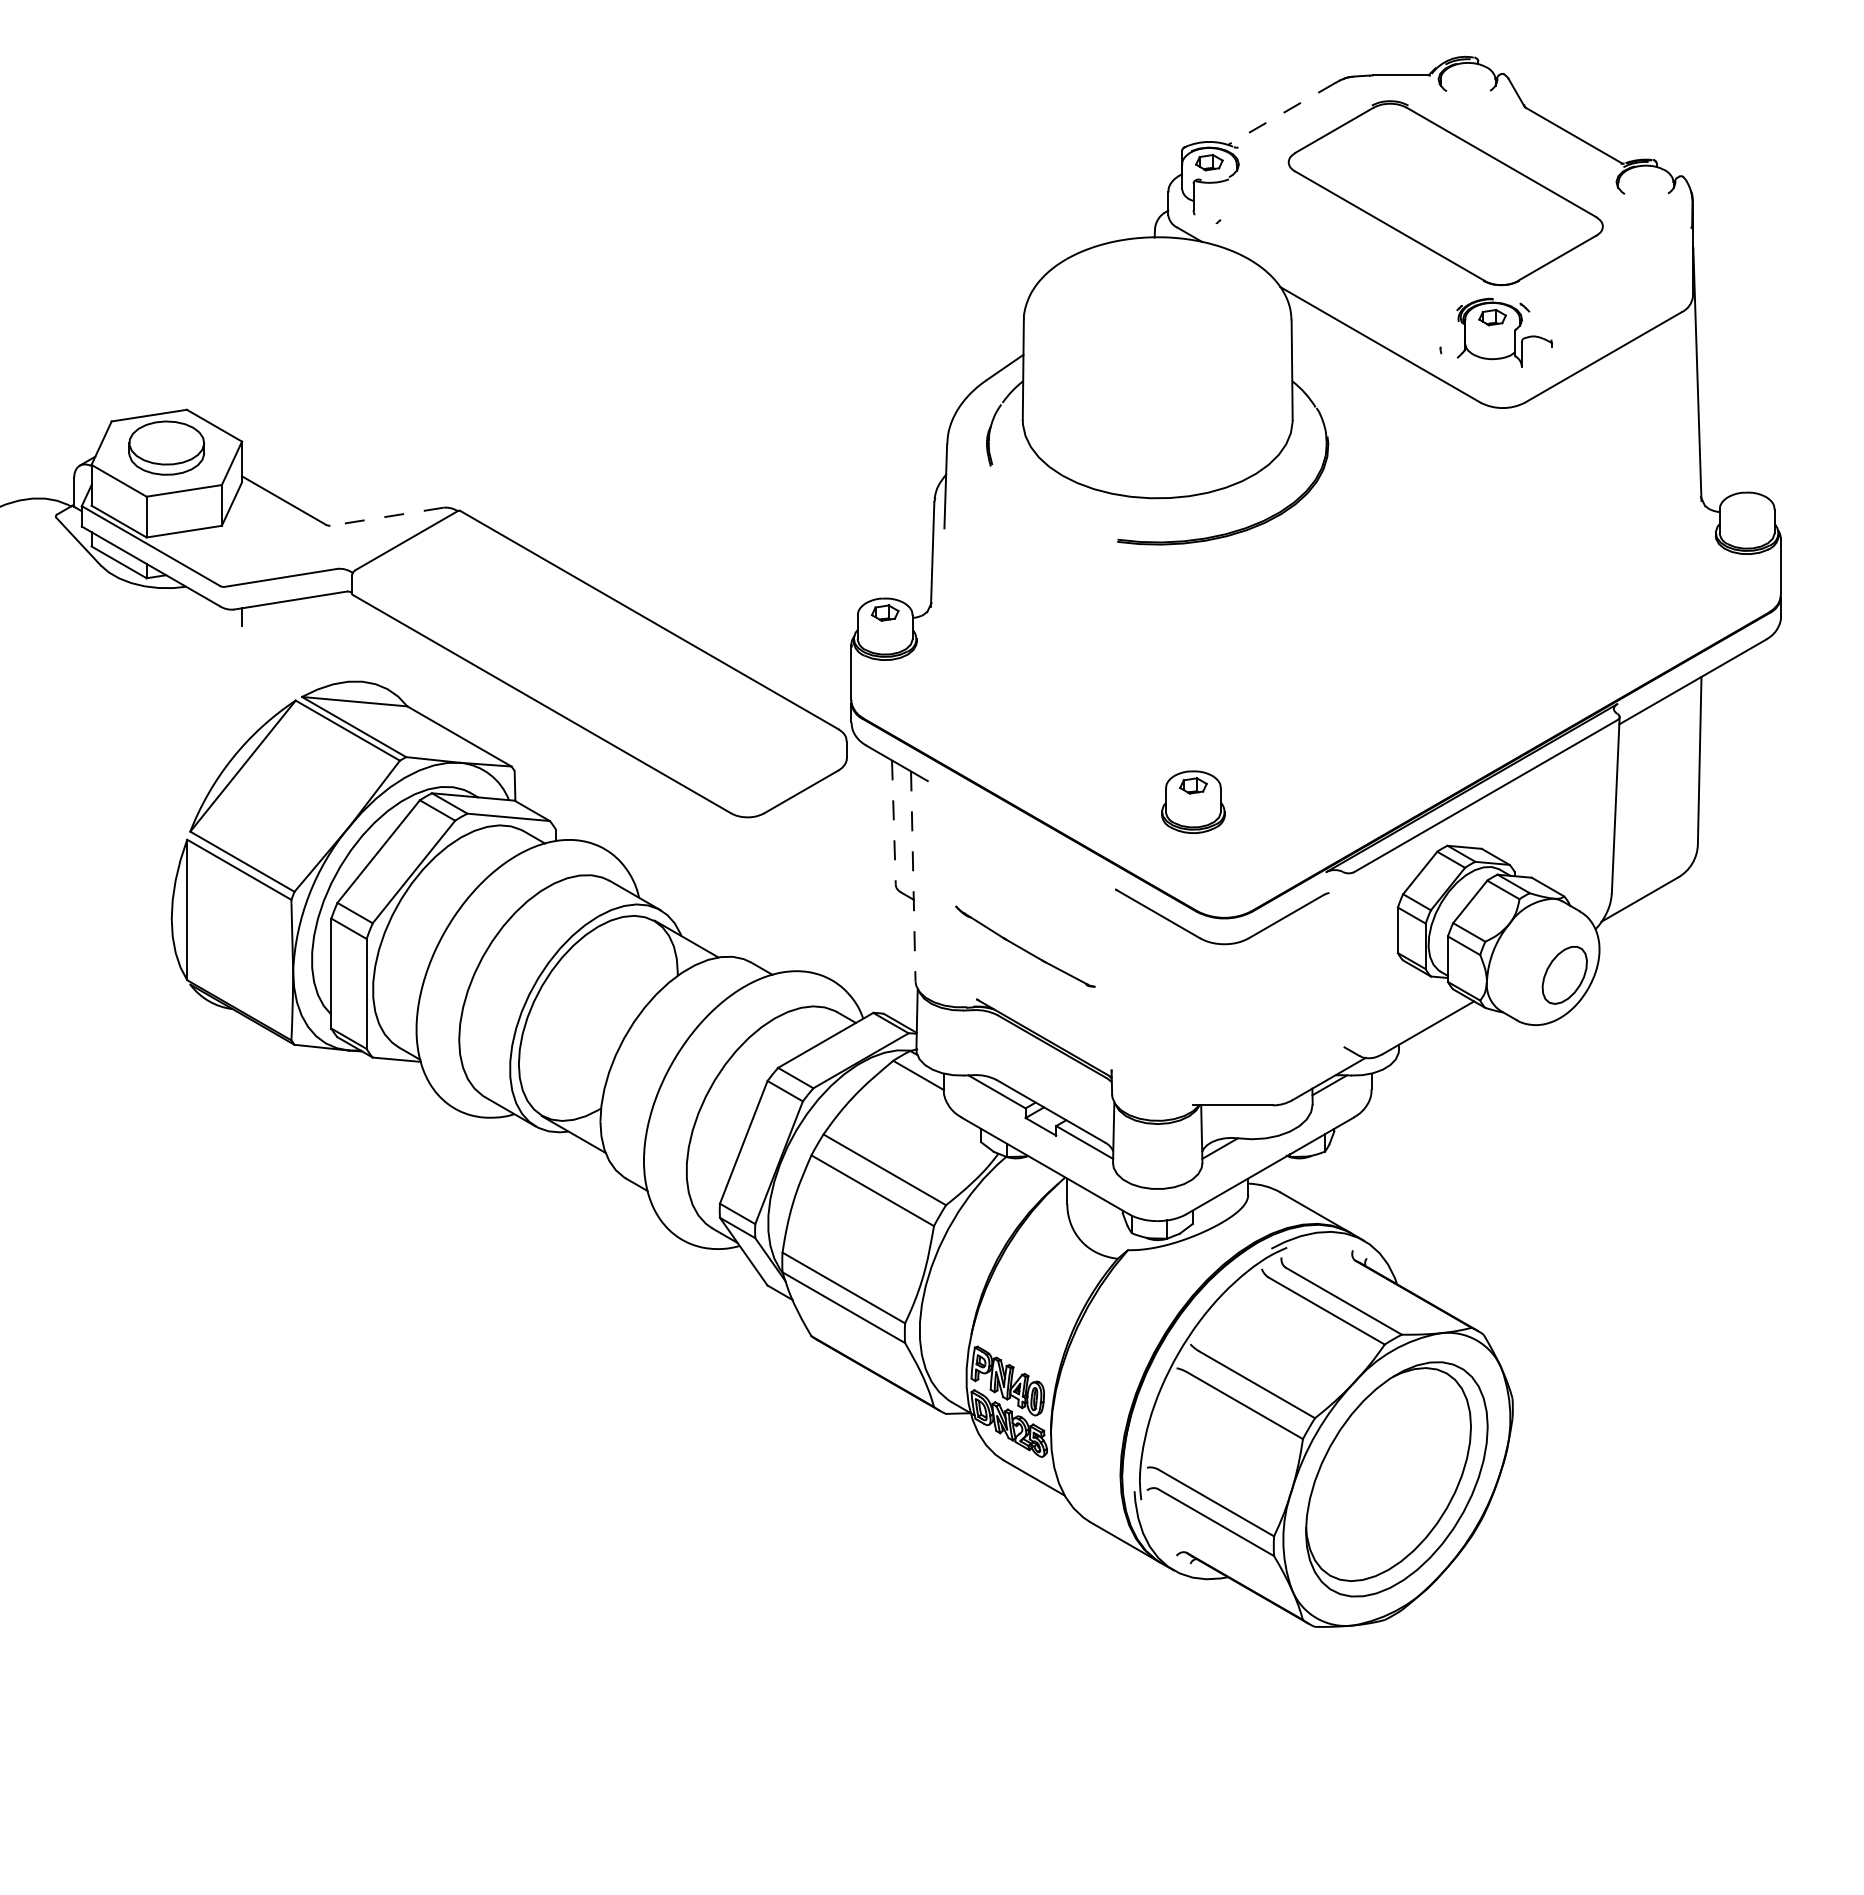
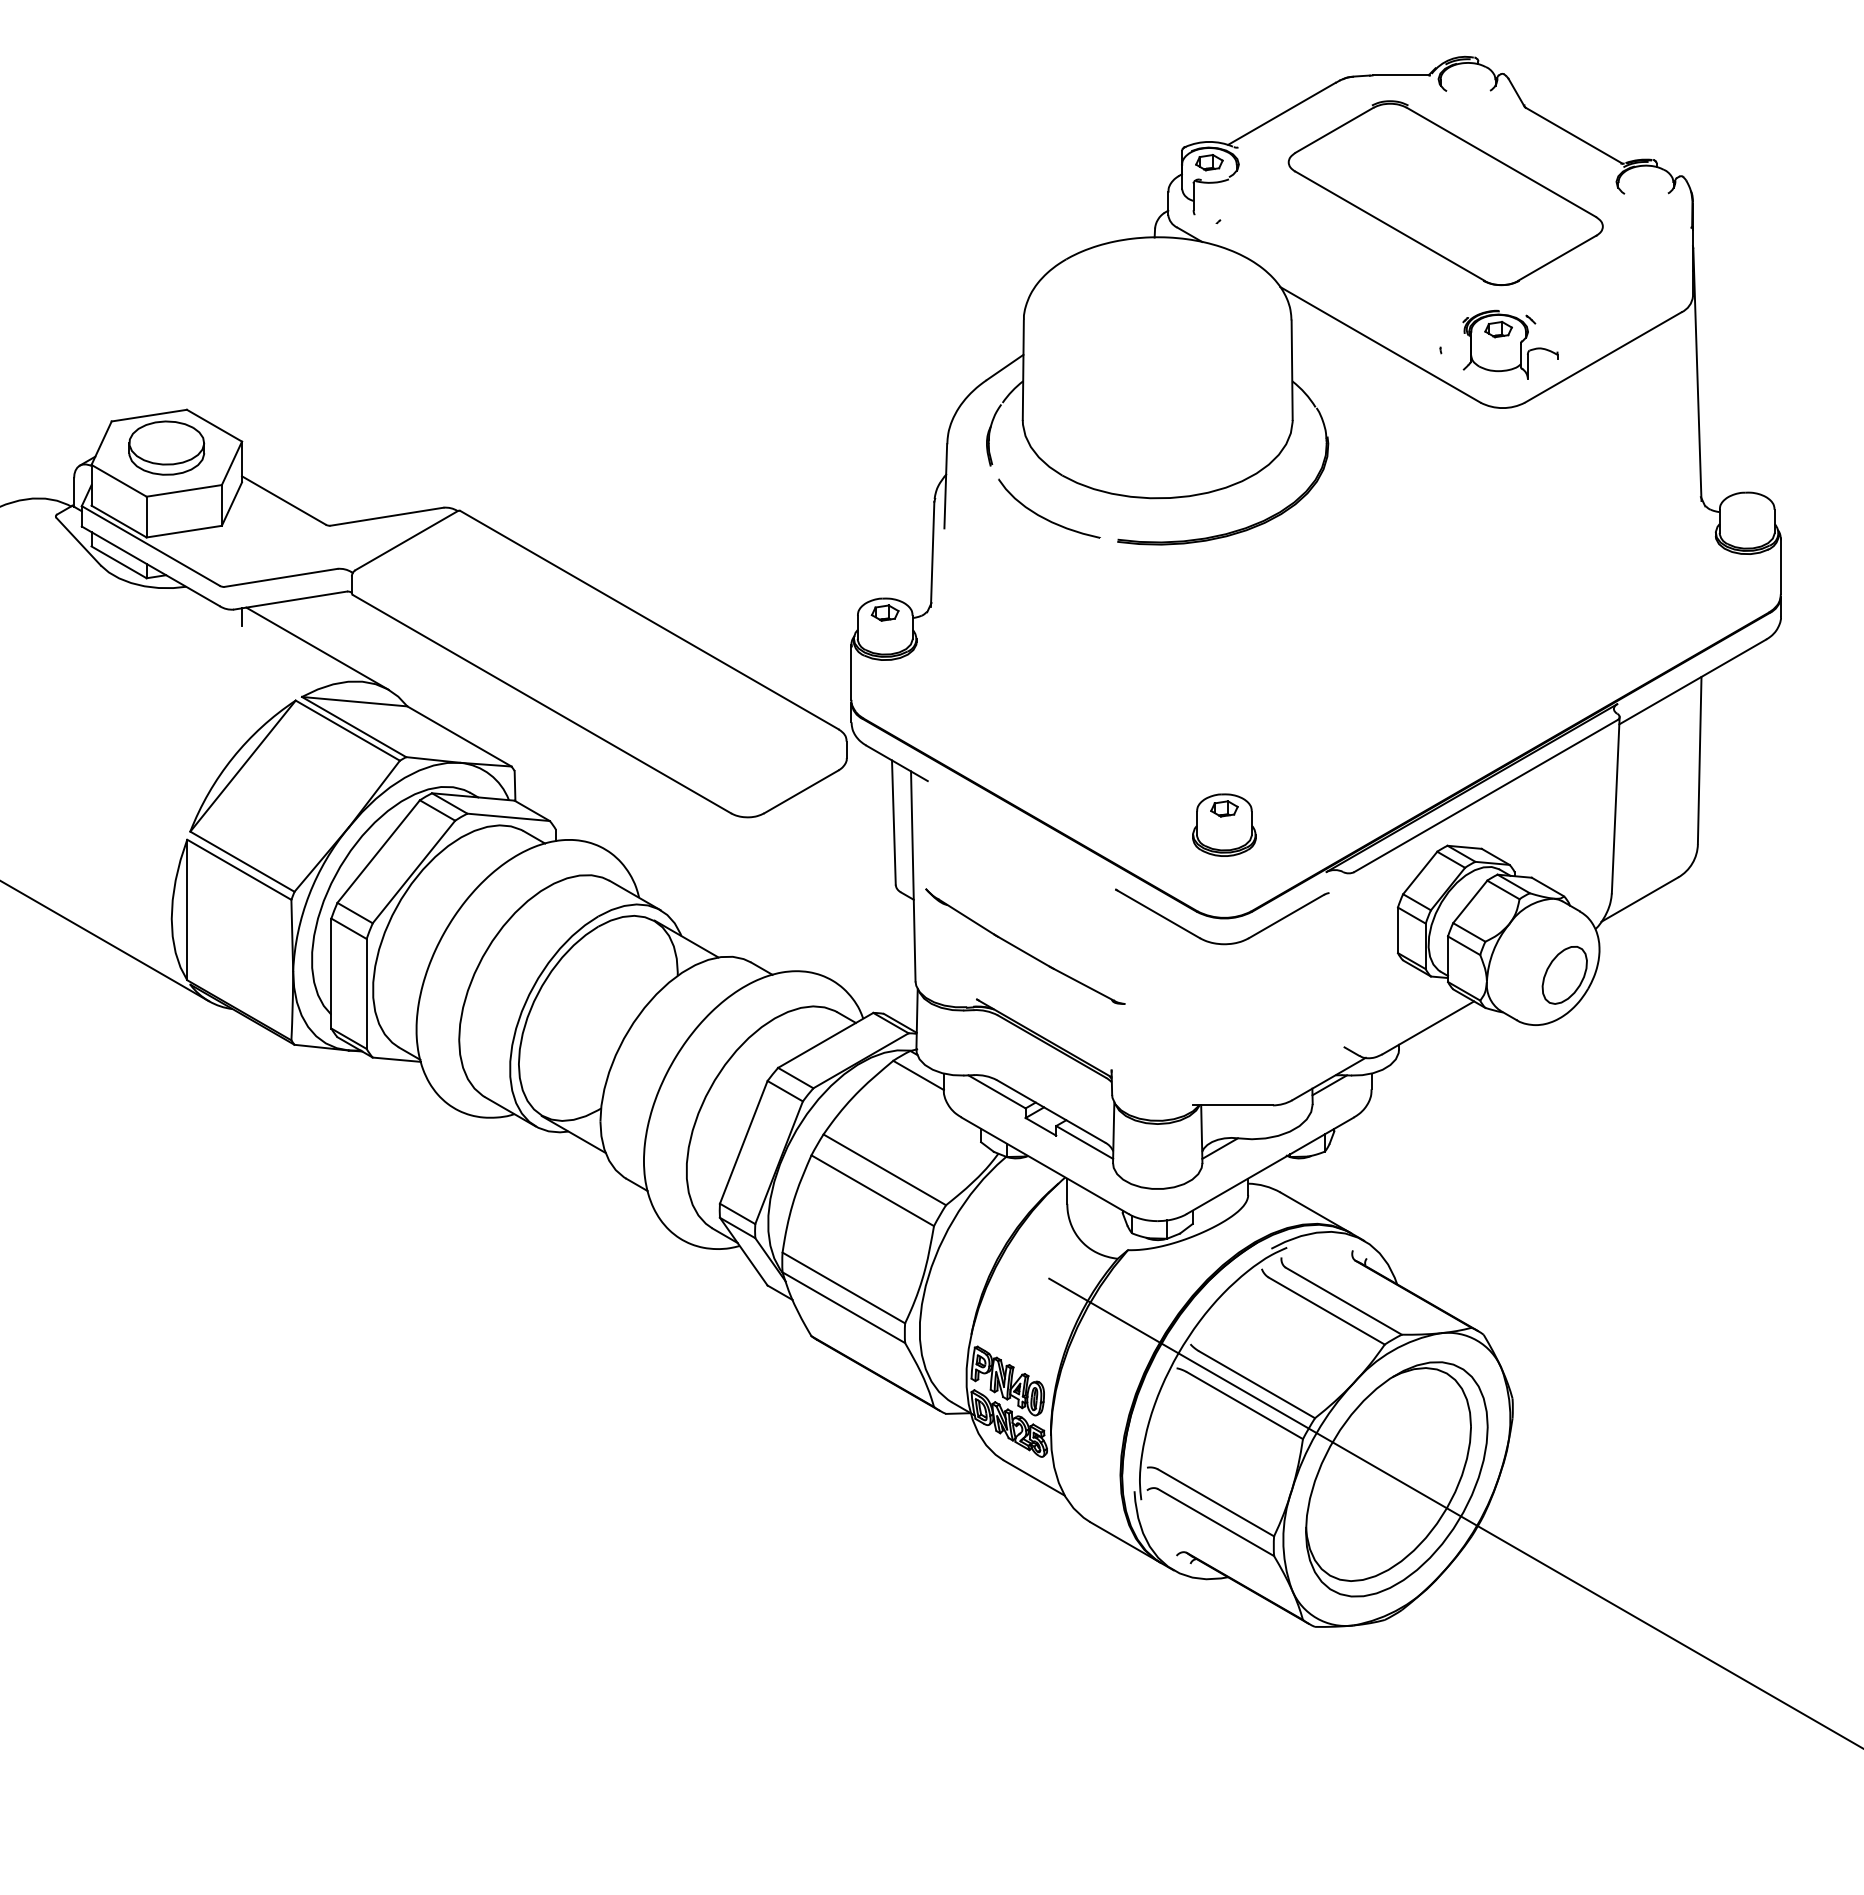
line: dashed -> solid (1281, 113)
part position: (1504, 332) -> (1510, 344) (1510, 344)
line: dashed -> solid (386, 516)
part: none -> present (1045, 517)
line: none -> present (317, 648)
part position: (1193, 801) -> (1224, 824) (1224, 824)
line: dashed -> solid (893, 823)
line: dashed -> solid (913, 876)
line: none -> present (105, 941)
part size: 141x83 px -> 201x117 px (1025, 946)
line: none -> present (1454, 1512)
